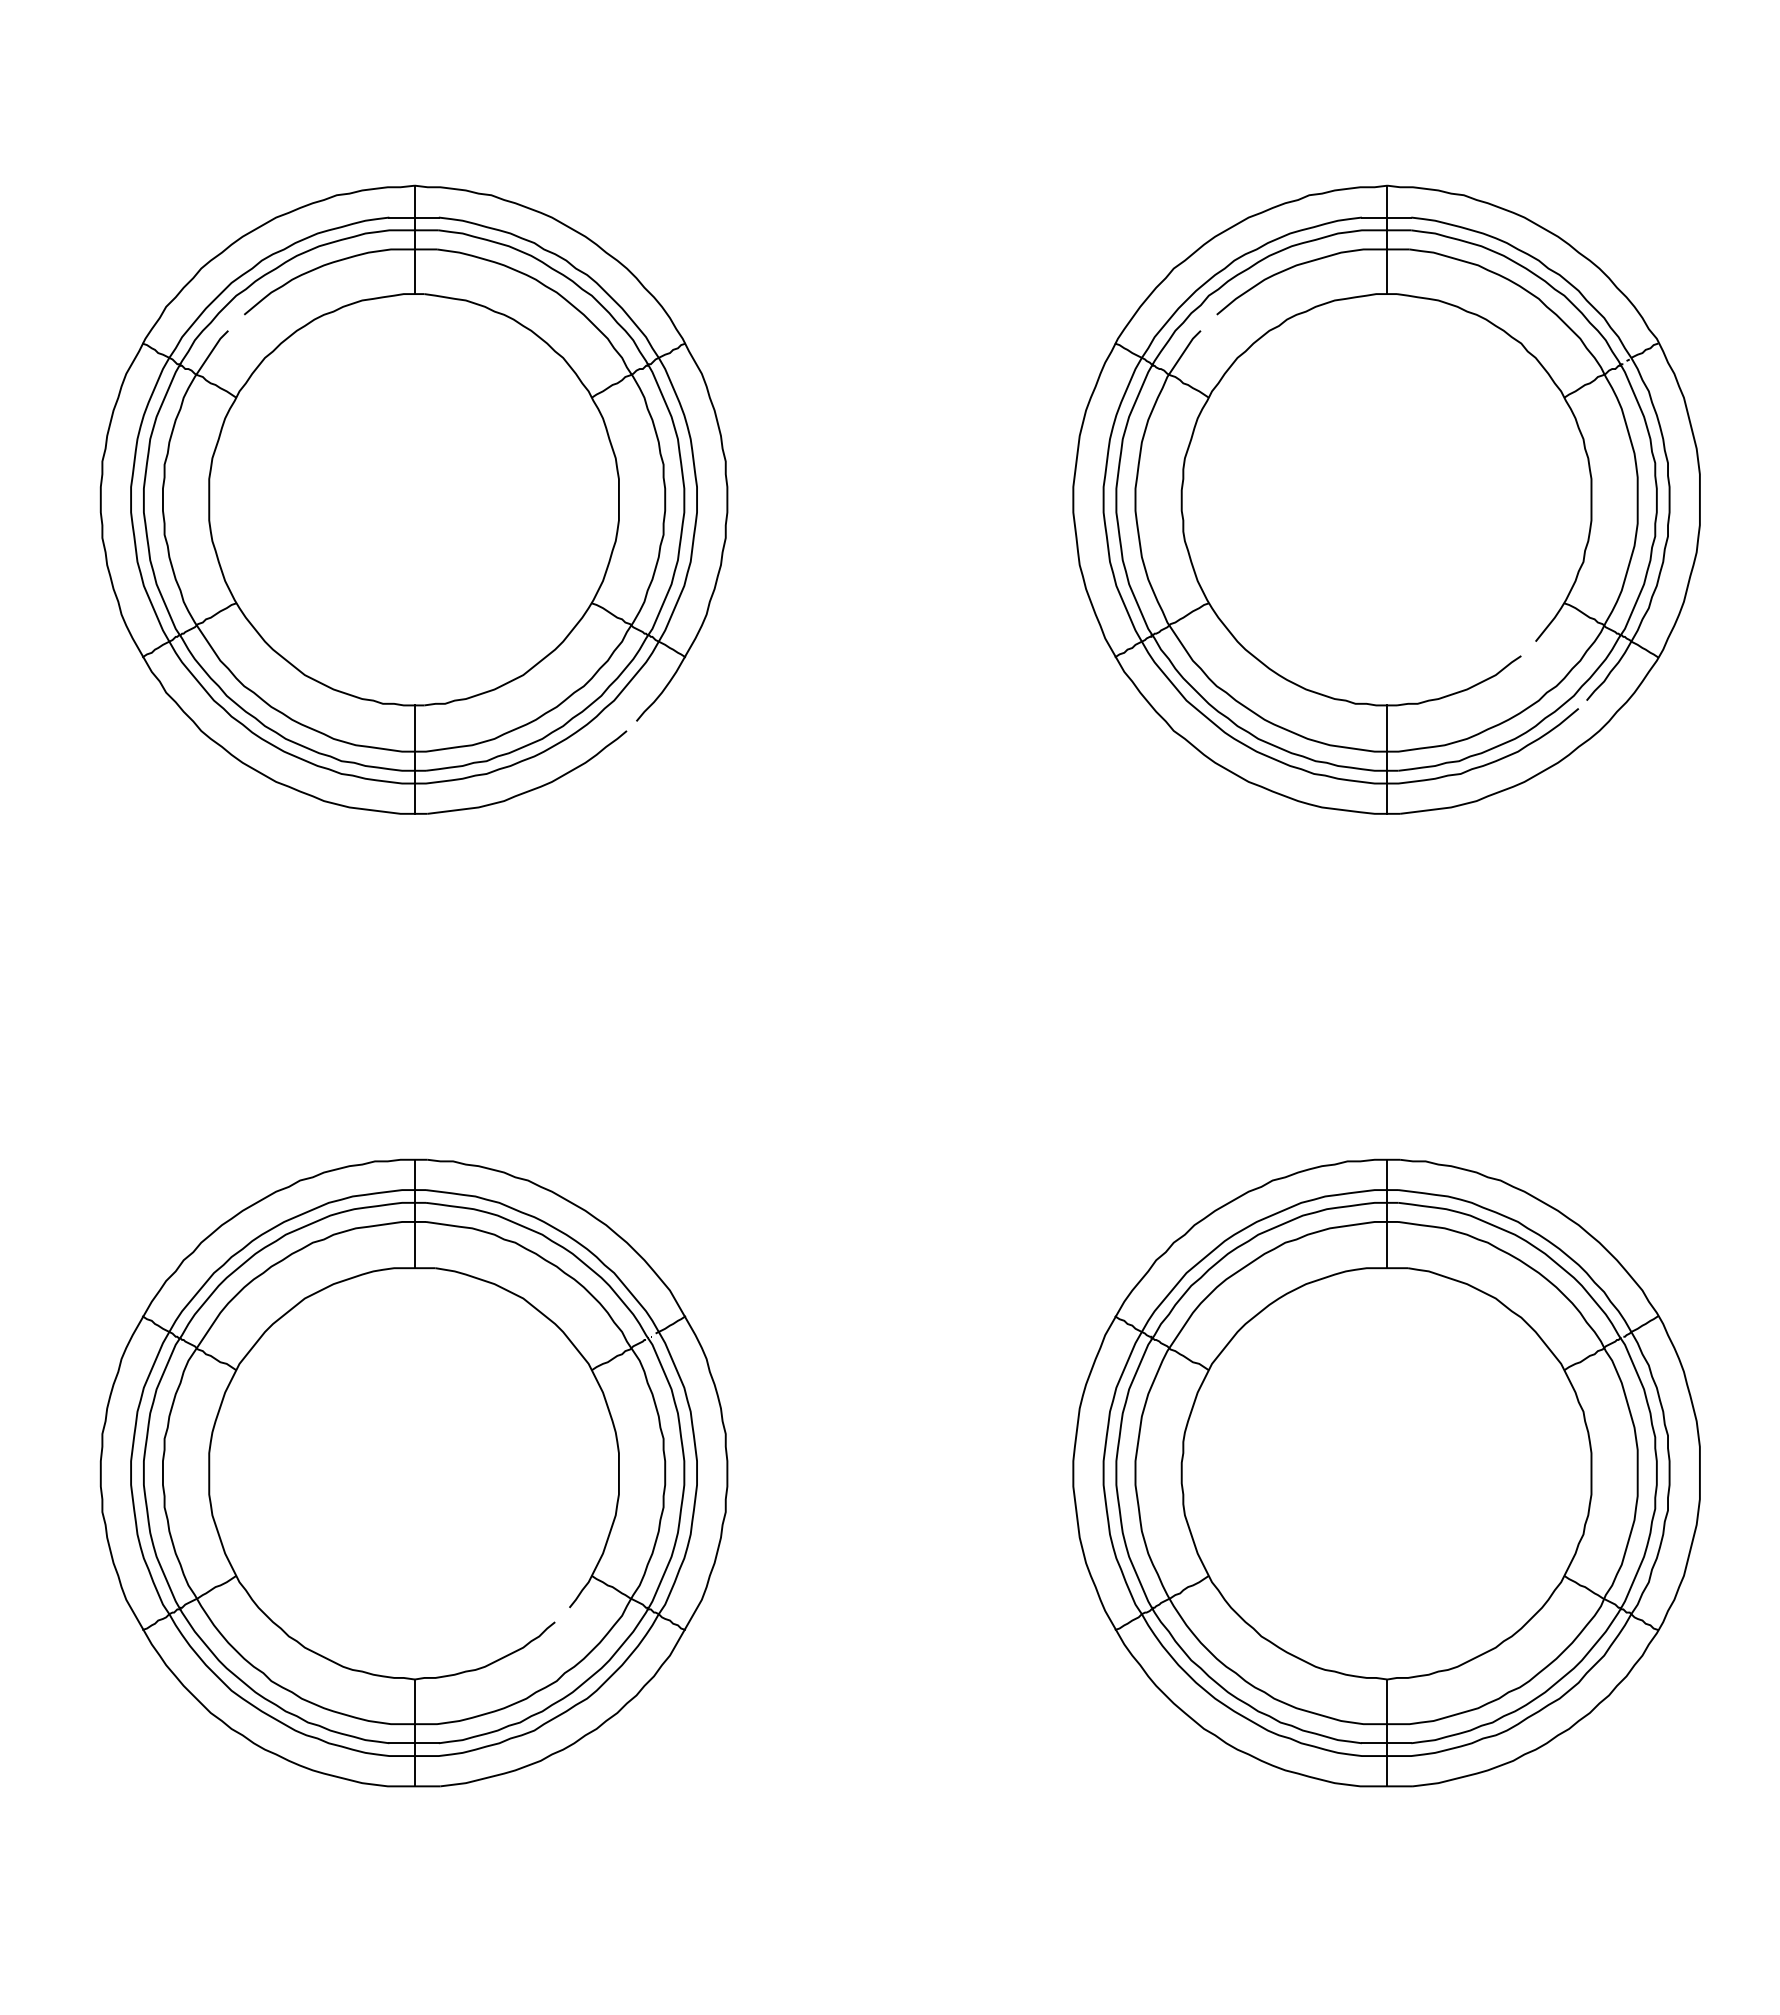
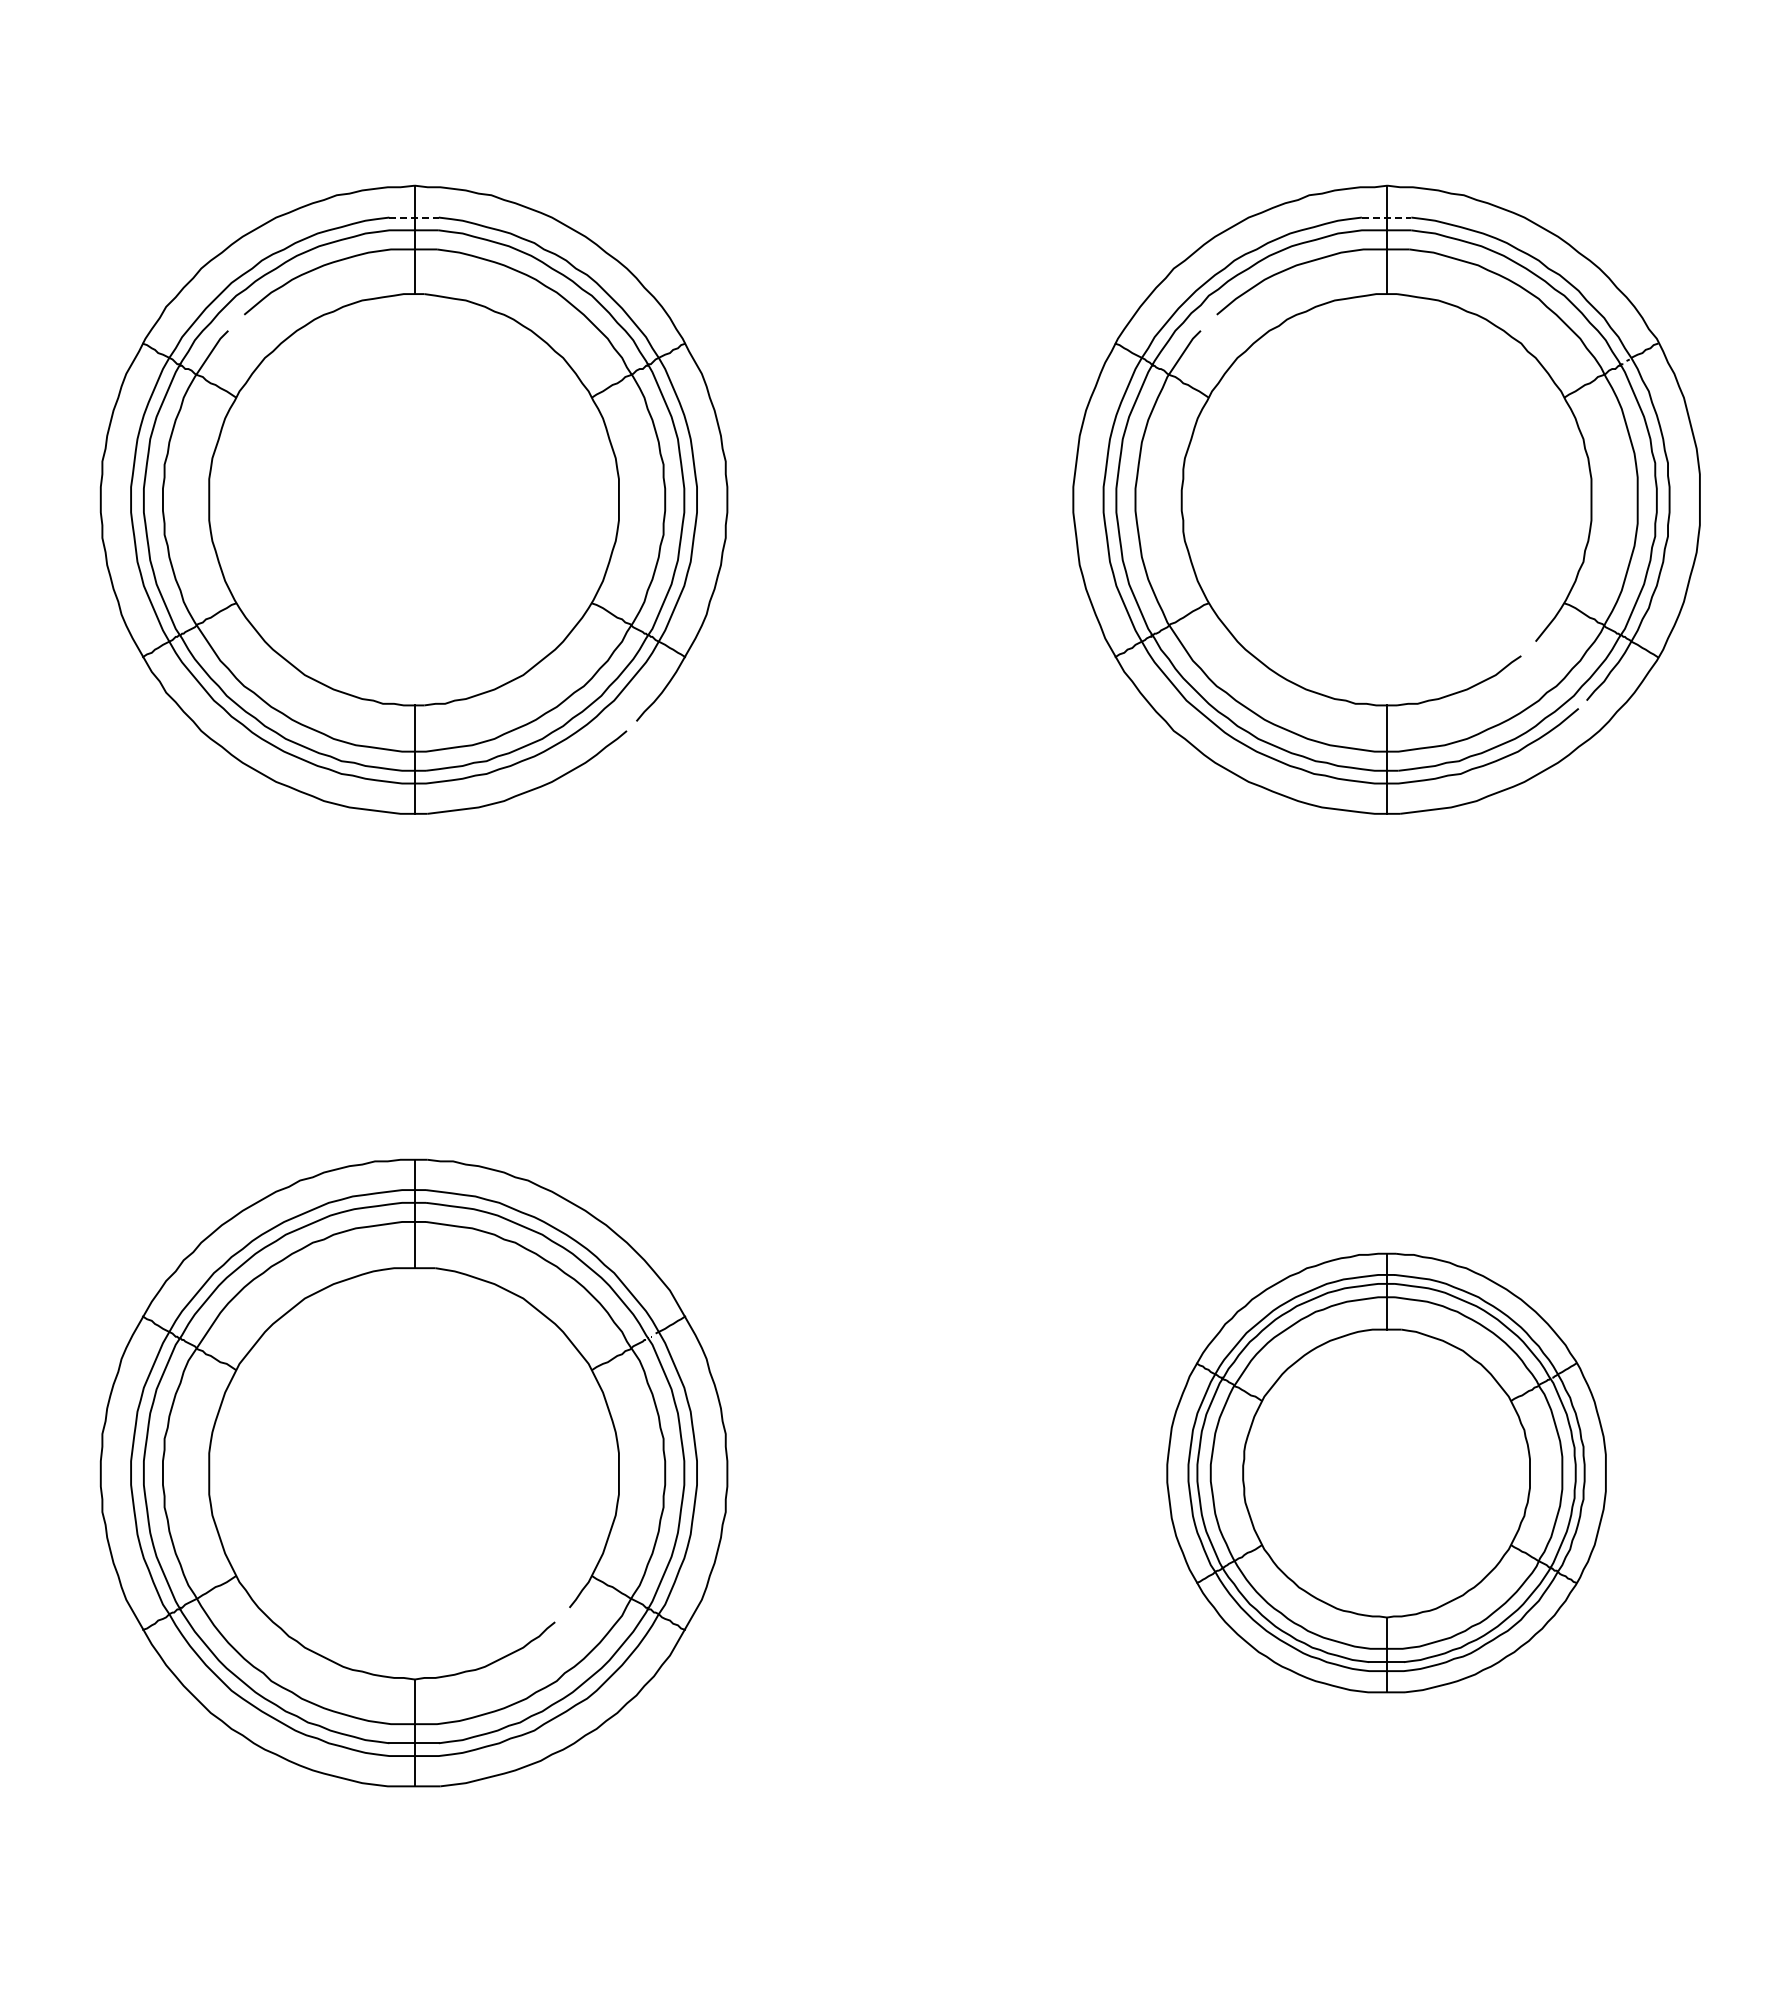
line: solid -> dashed (414, 217)
line: solid -> dashed (1386, 217)
part size: 629x630 px -> 441x442 px (1386, 1472)
